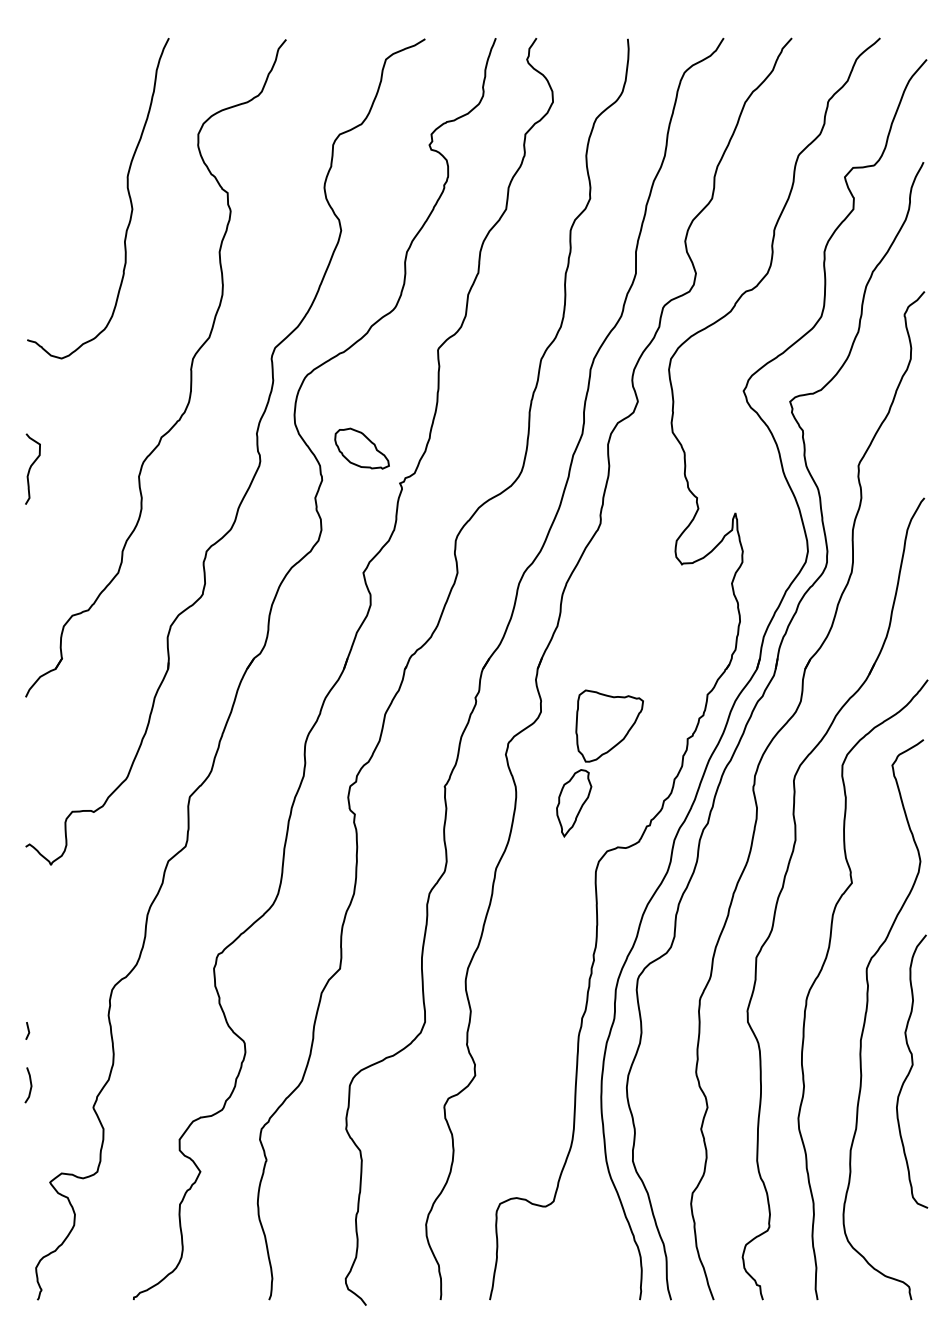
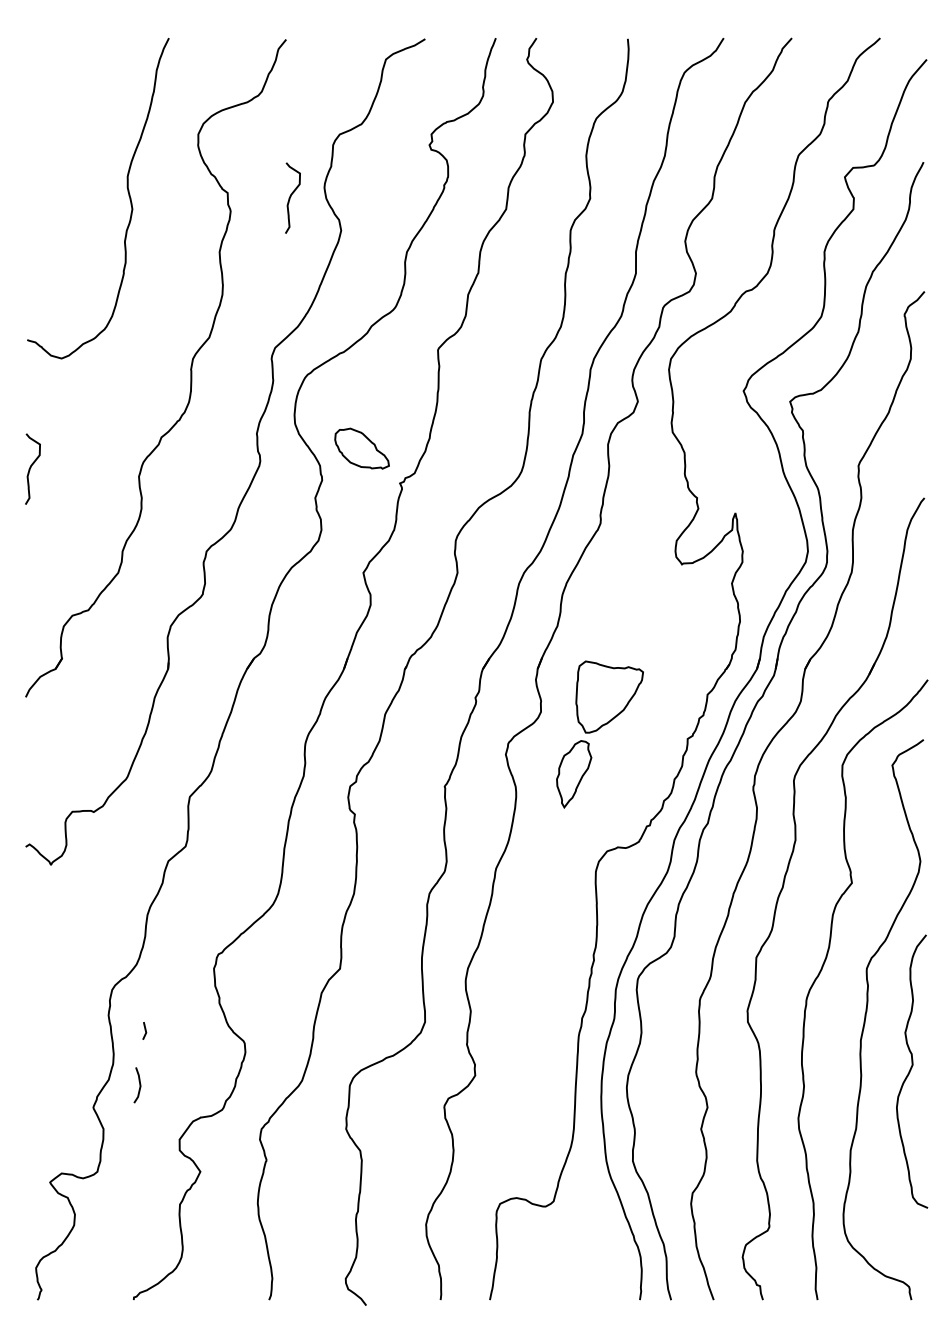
curve: none -> present (291, 196)
part position: (599, 763) -> (599, 734) (599, 734)
line position: (27, 1030) -> (144, 1030) (144, 1030)
line position: (30, 1085) -> (139, 1085) (139, 1085)
